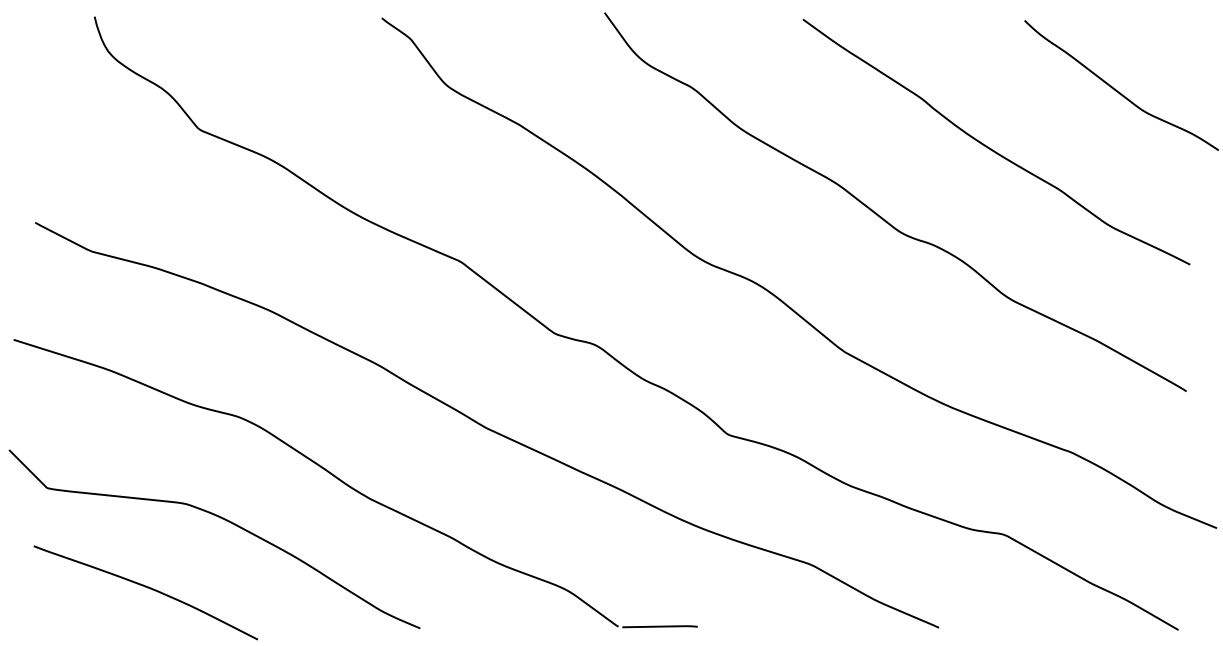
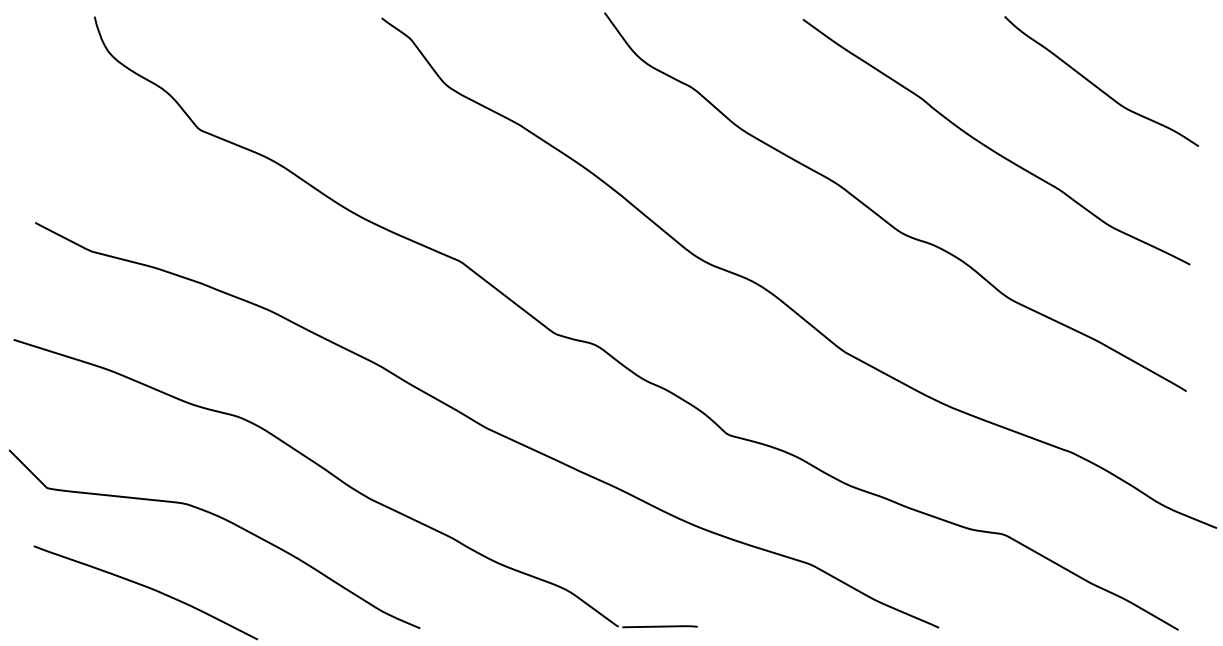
curve position: (1119, 91) -> (1099, 87) (1099, 87)
